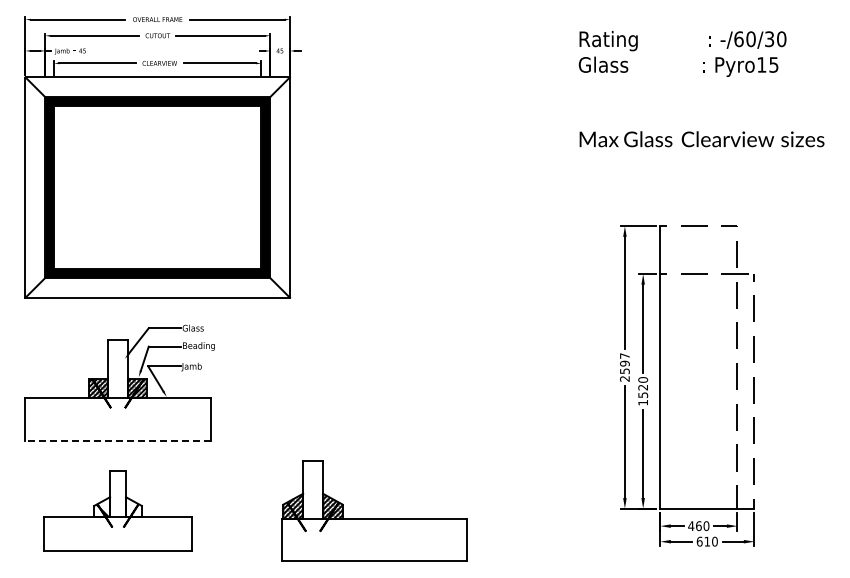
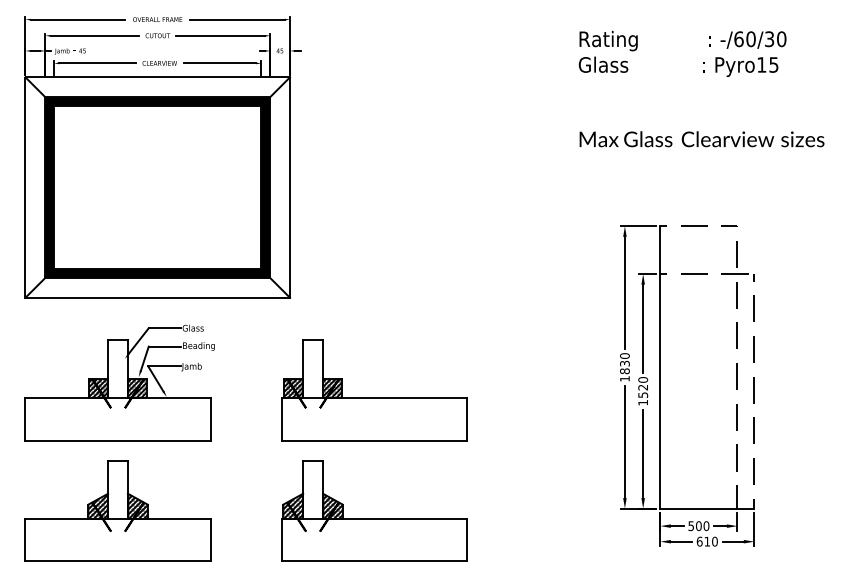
text: 2597 -> 1830 (624, 367)
part: none -> present (374, 397)
line: dashed -> solid (118, 440)
part size: 150x82 px -> 188x102 px (117, 510)
text: 460 -> 500 (694, 526)
